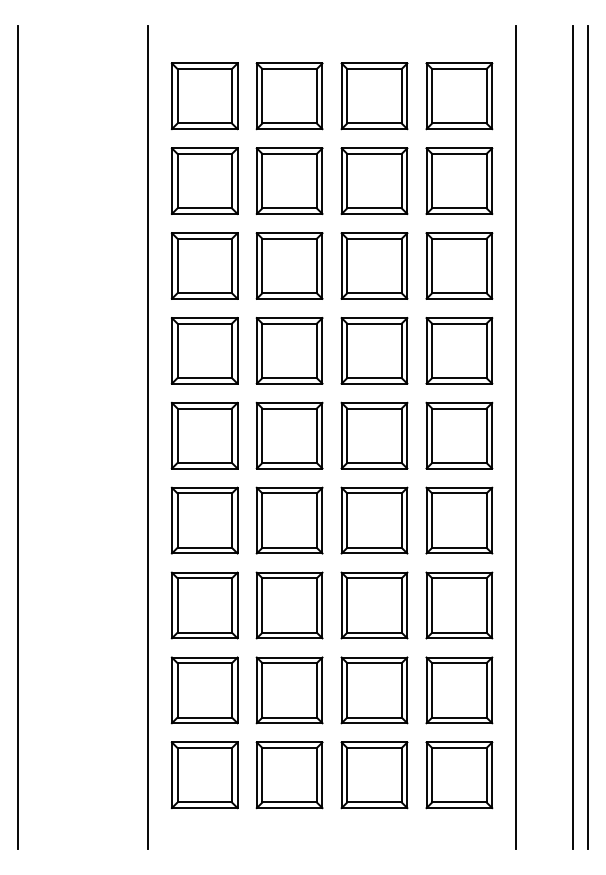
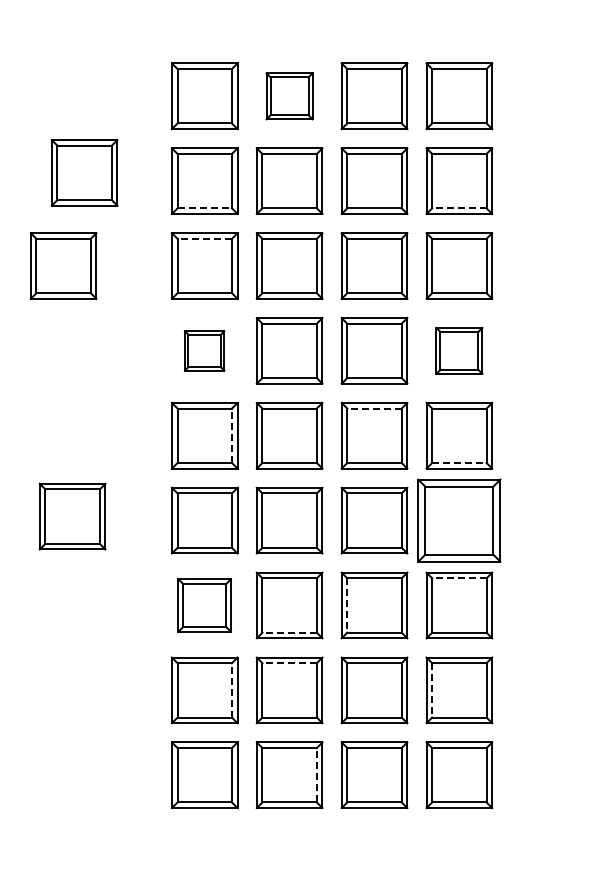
part size: 69x69 px -> 49x49 px (289, 96)
part: none -> present (84, 172)
line: solid -> dashed (205, 208)
line: solid -> dashed (458, 208)
line: solid -> dashed (204, 238)
part: none -> present (63, 265)
part size: 69x68 px -> 43x42 px (204, 350)
part size: 69x68 px -> 49x49 px (459, 350)
line: solid -> dashed (374, 408)
line: solid -> dashed (231, 435)
line: present -> none (18, 437)
line: present -> none (148, 437)
line: present -> none (515, 437)
line: present -> none (572, 437)
line: present -> none (587, 437)
line: solid -> dashed (459, 462)
part: none -> present (72, 516)
part size: 69x69 px -> 85x85 px (459, 520)
line: solid -> dashed (458, 578)
part size: 69x69 px -> 55x55 px (204, 605)
line: solid -> dashed (347, 606)
line: solid -> dashed (289, 632)
line: solid -> dashed (289, 663)
line: solid -> dashed (231, 689)
line: solid -> dashed (432, 690)
line: solid -> dashed (316, 774)
